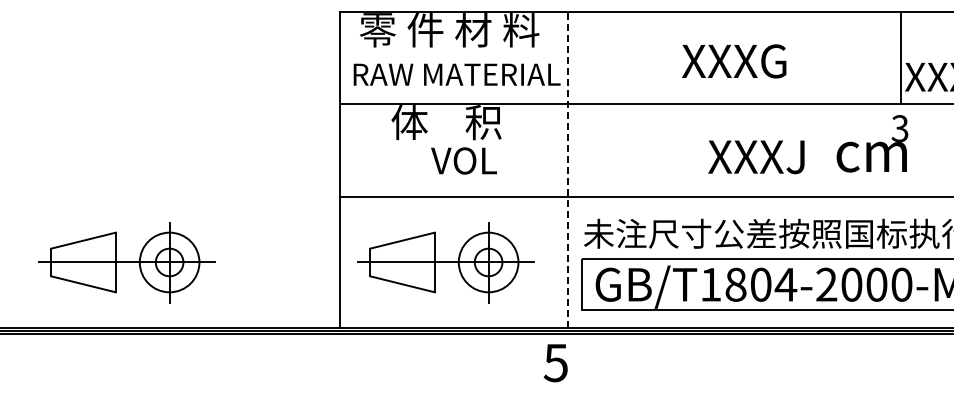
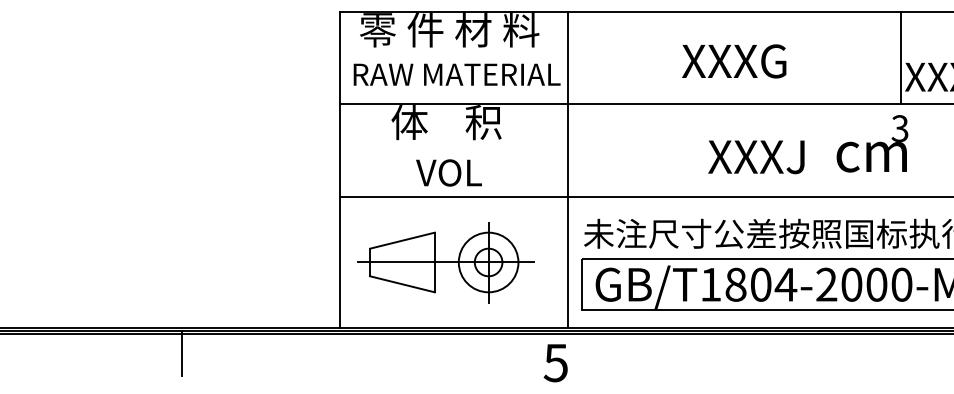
text position: (463, 160) -> (448, 172) (448, 172)
line: dashed -> solid (567, 169)
part: present -> none (126, 262)
line: none -> present (181, 353)
